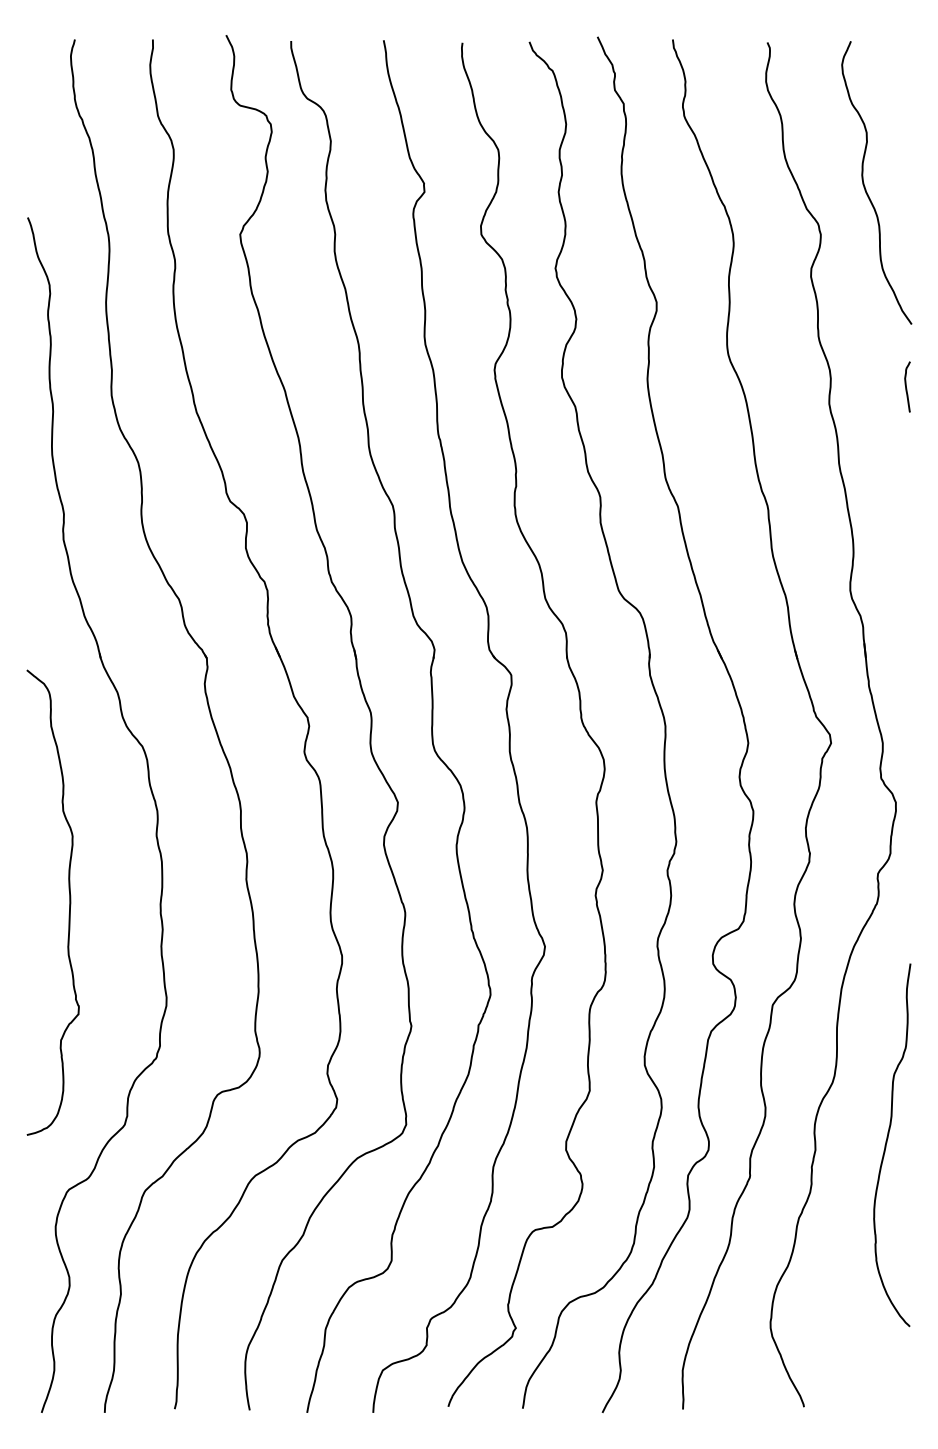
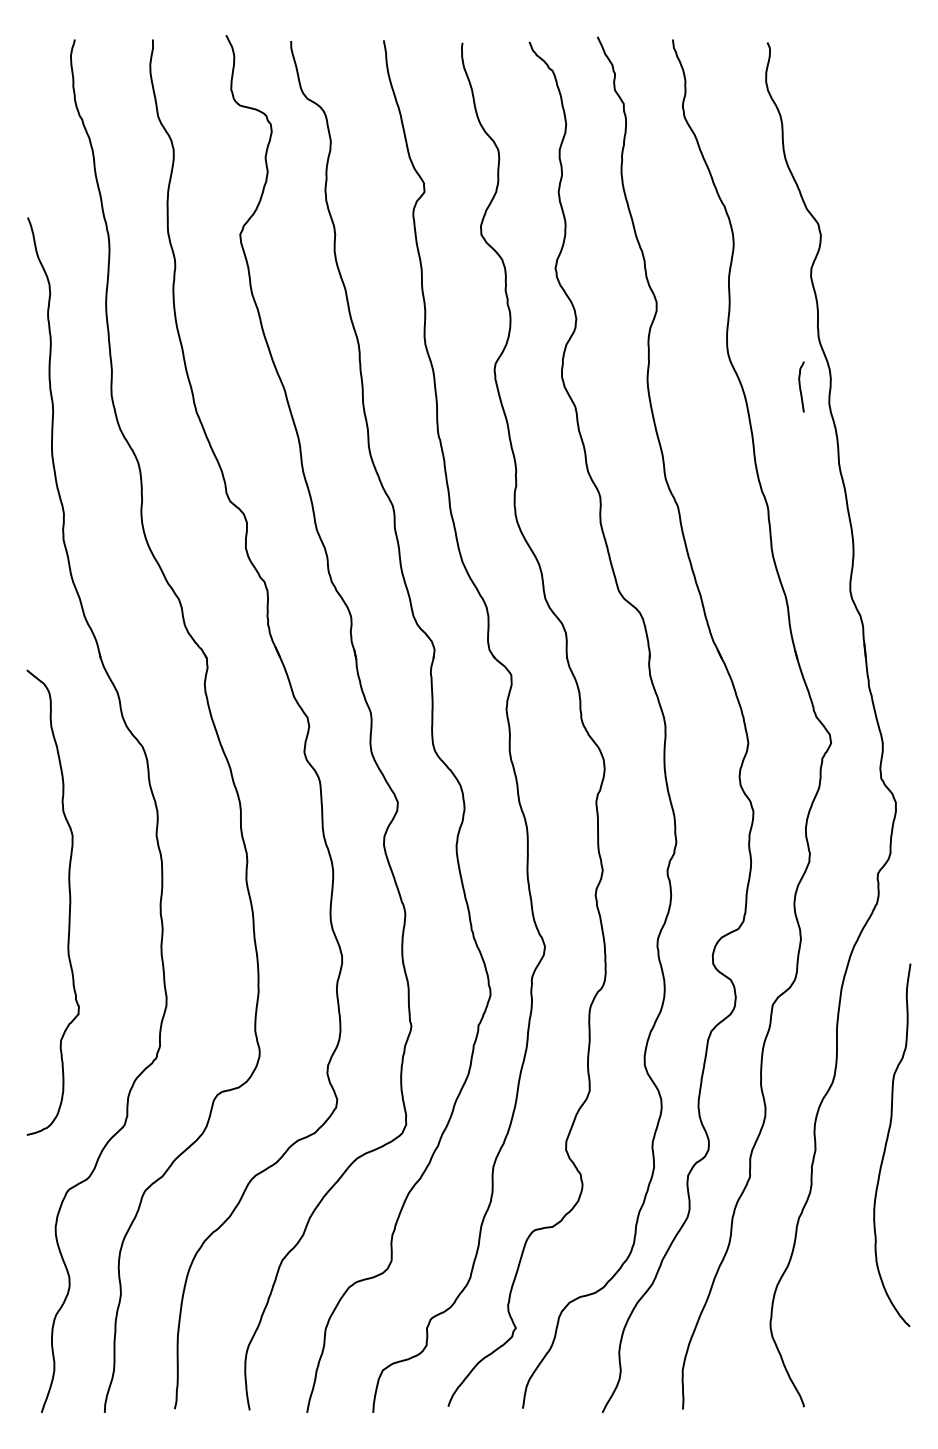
curve: present -> none (865, 186)
curve position: (906, 386) -> (800, 386) (800, 386)
